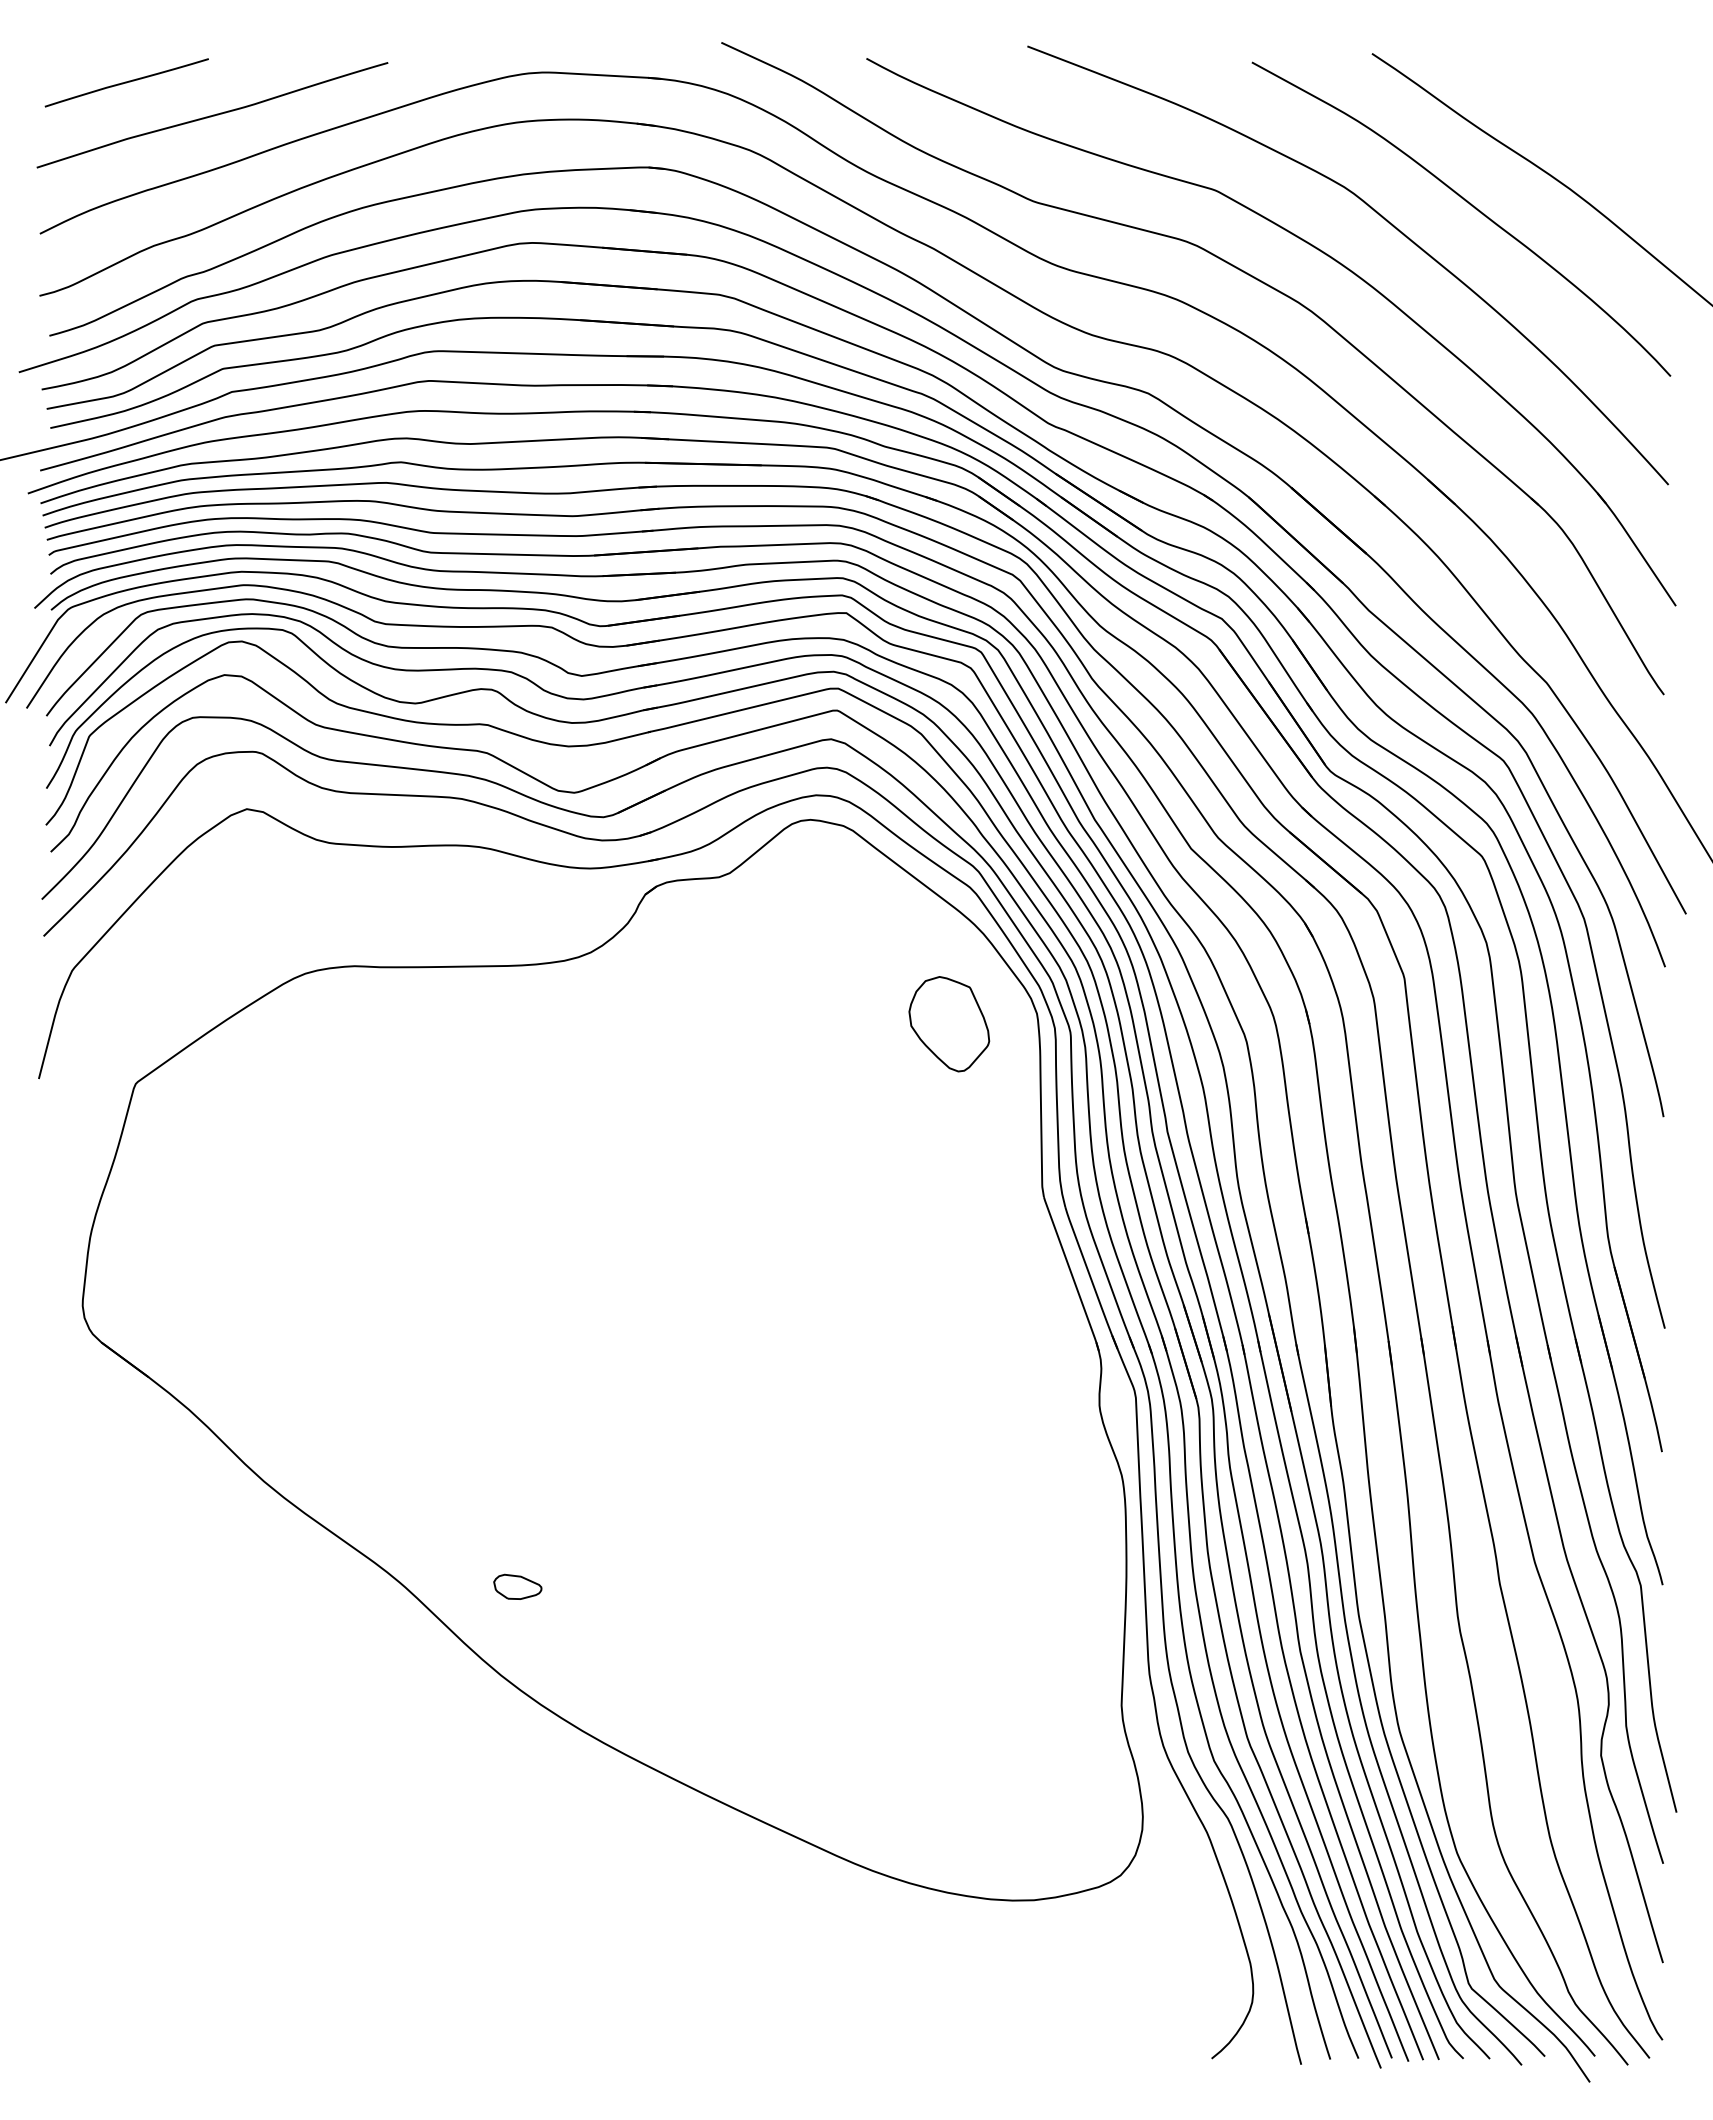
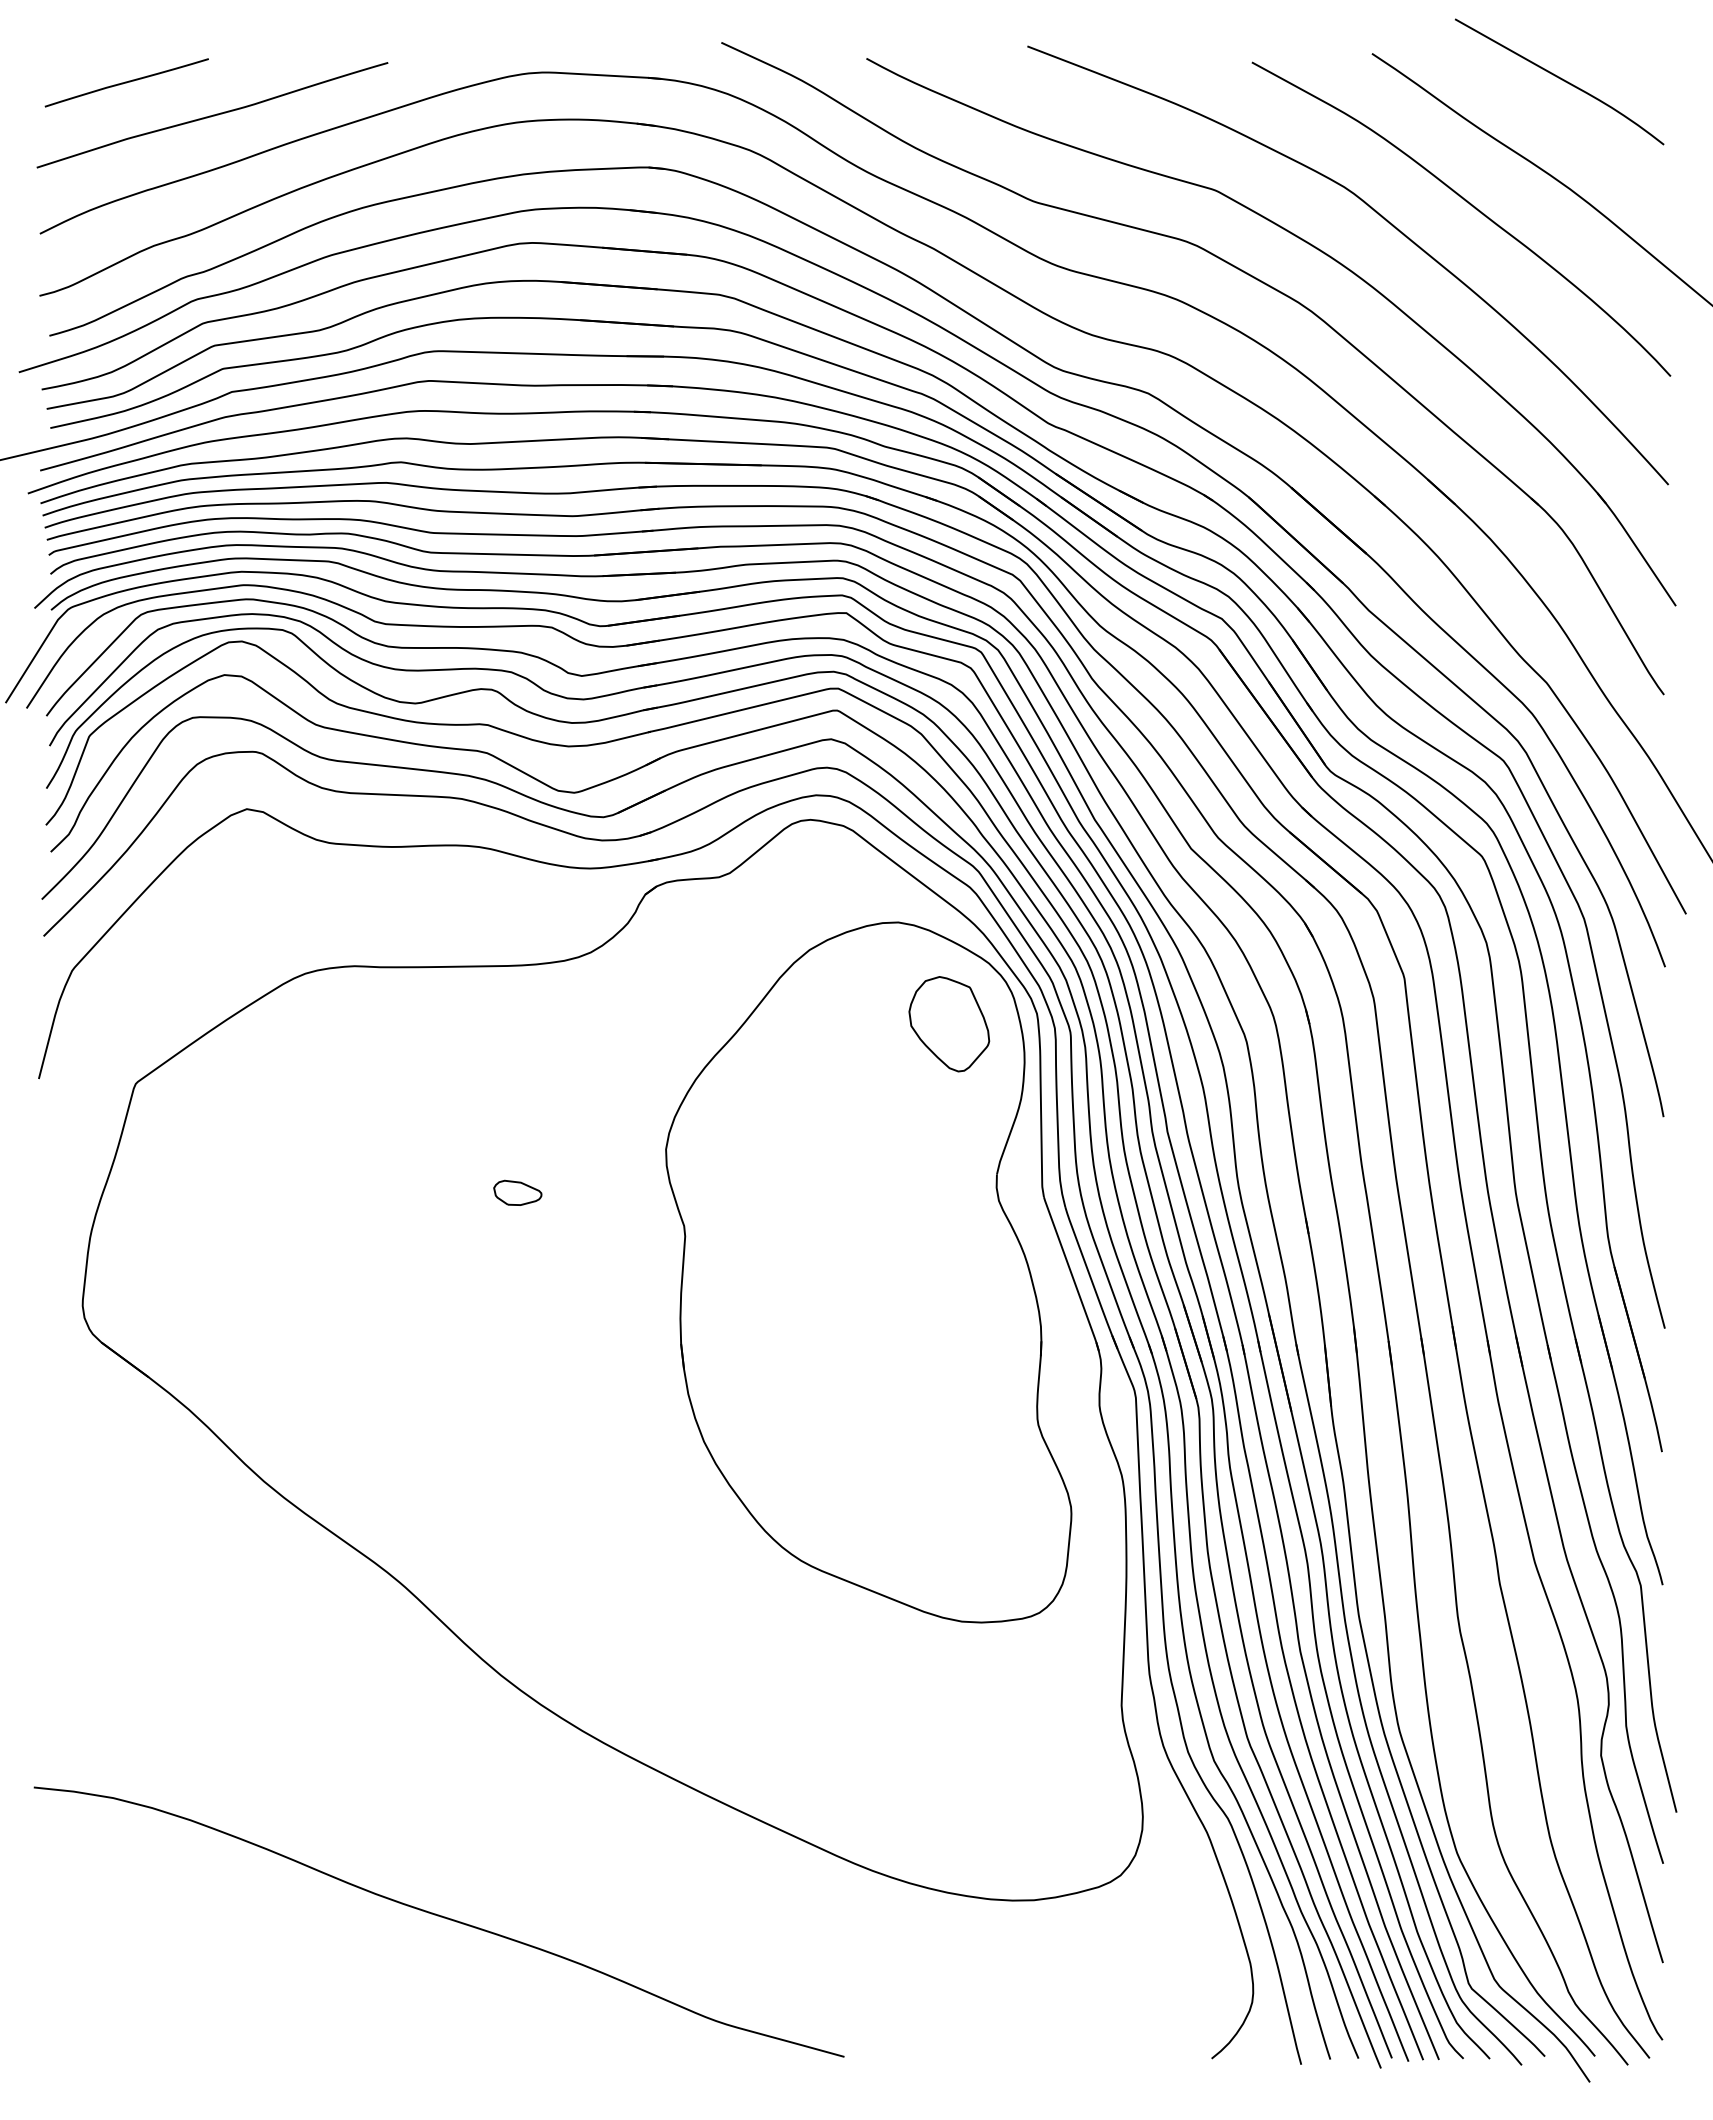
curve: none -> present (1560, 79)
part: none -> present (868, 1272)
part position: (517, 1586) -> (517, 1192) (517, 1192)
curve: none -> present (440, 1917)
